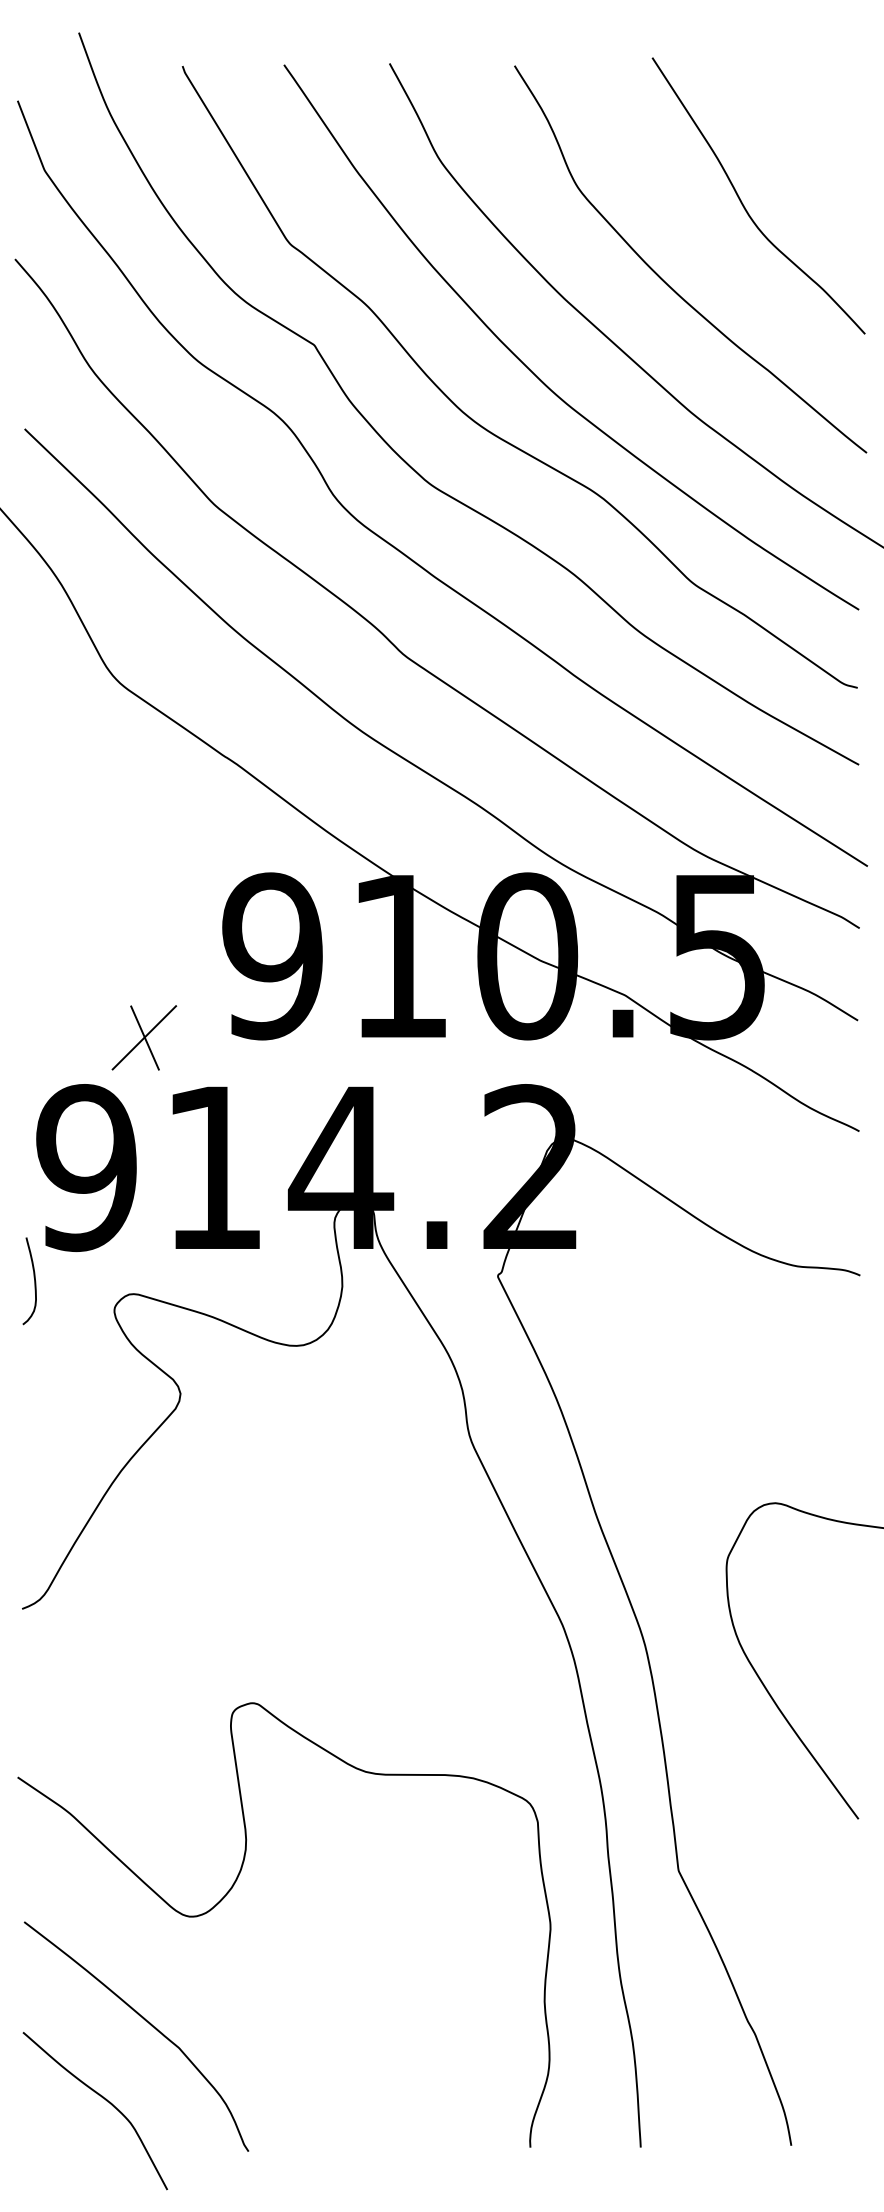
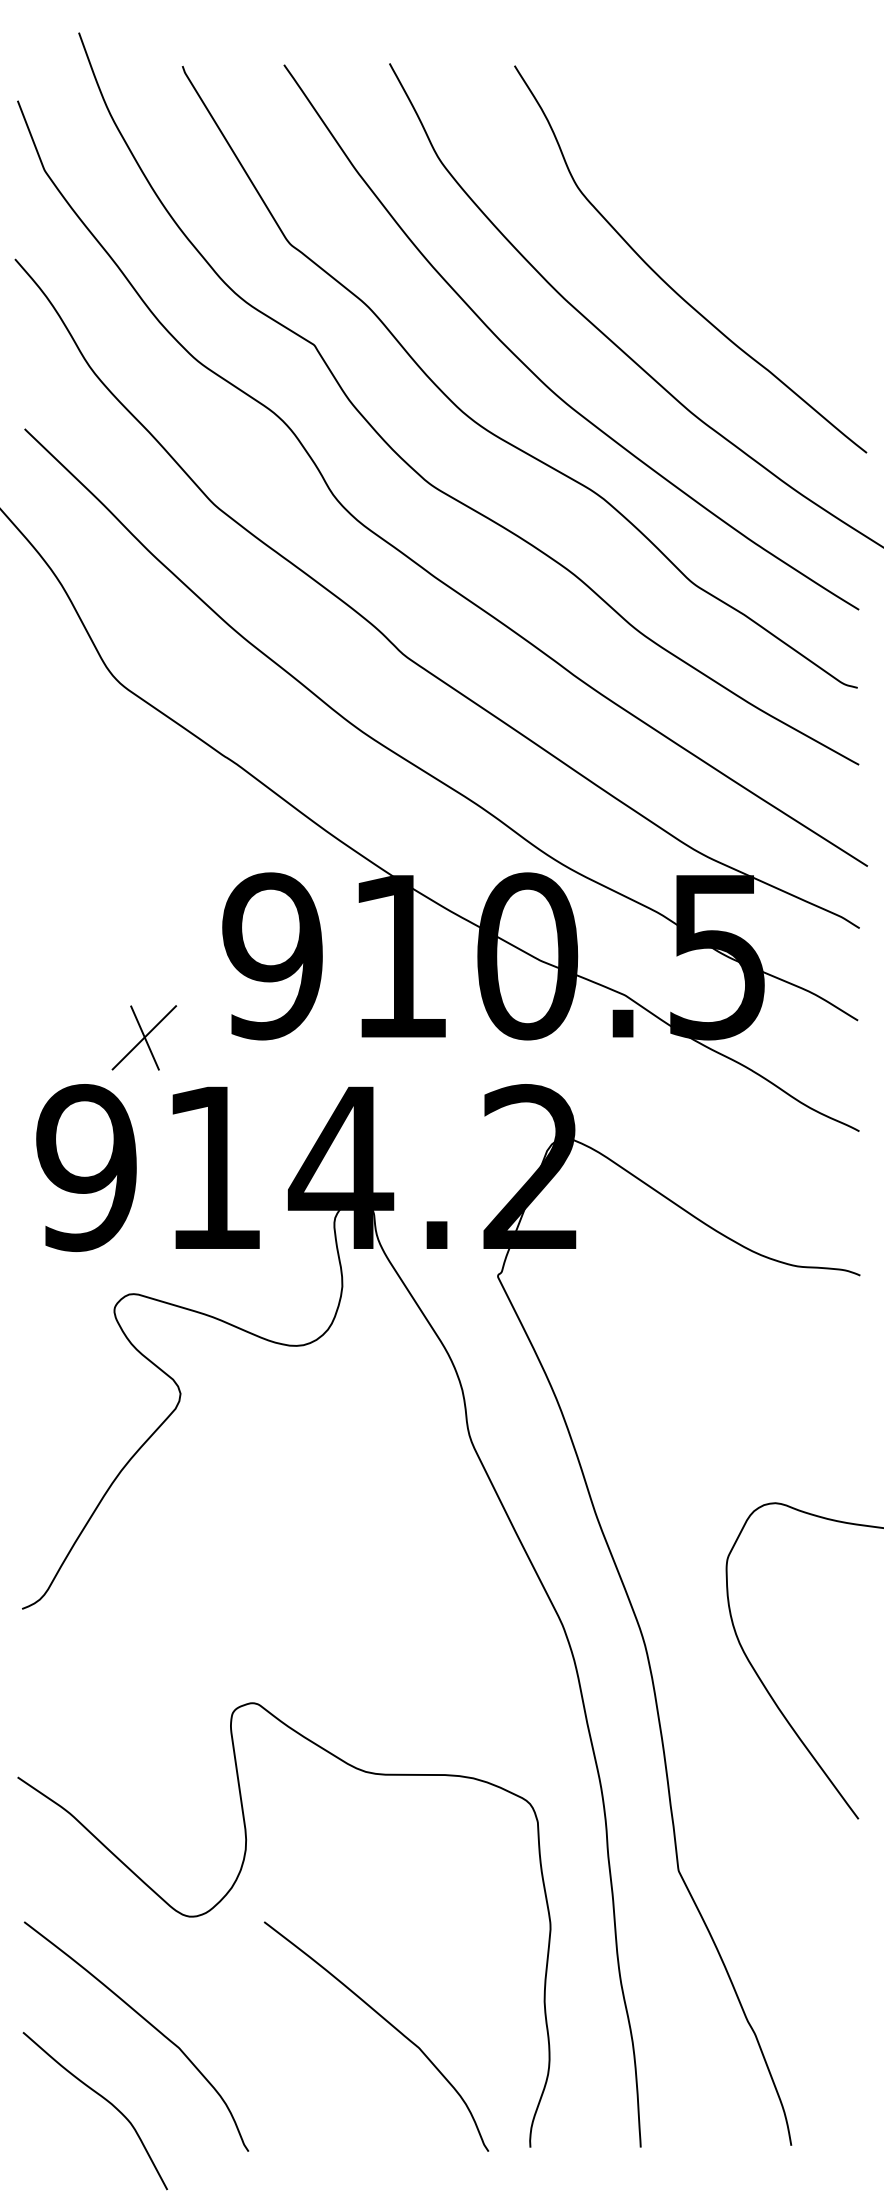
curve: present -> none (743, 203)
curve: present -> none (34, 1281)
curve: none -> present (385, 2021)
